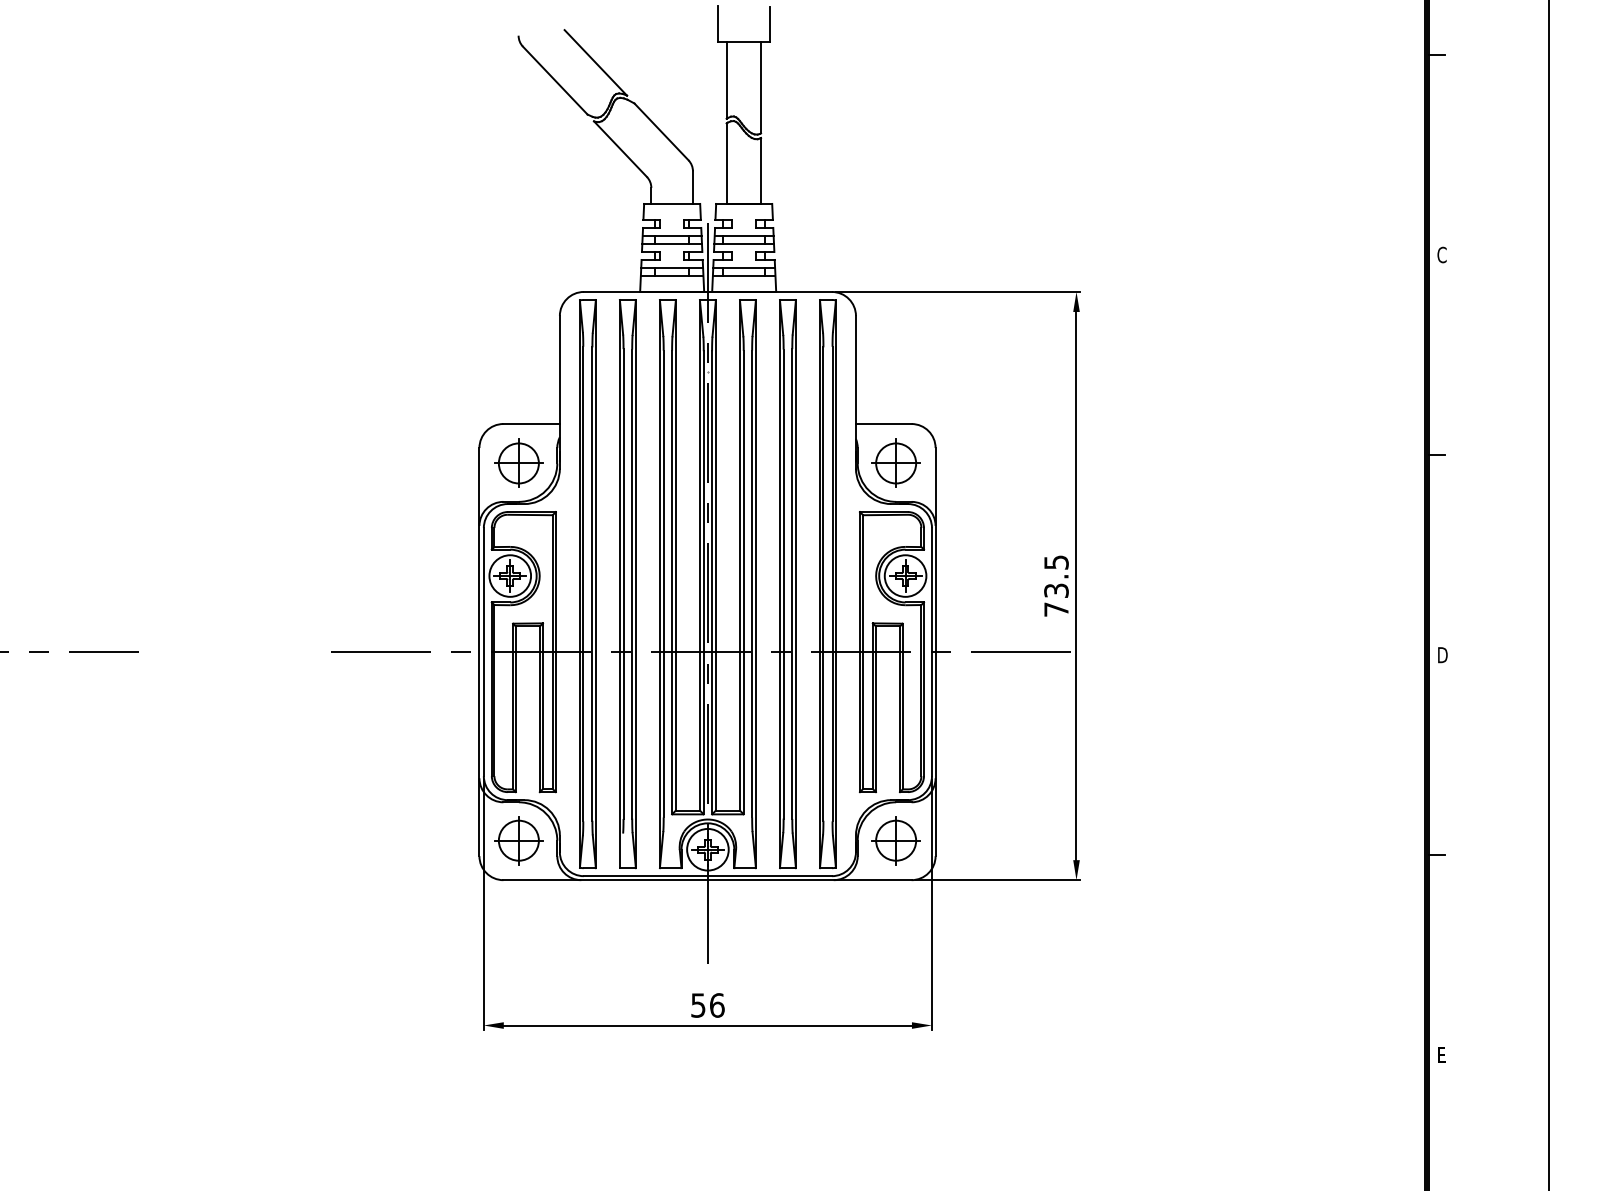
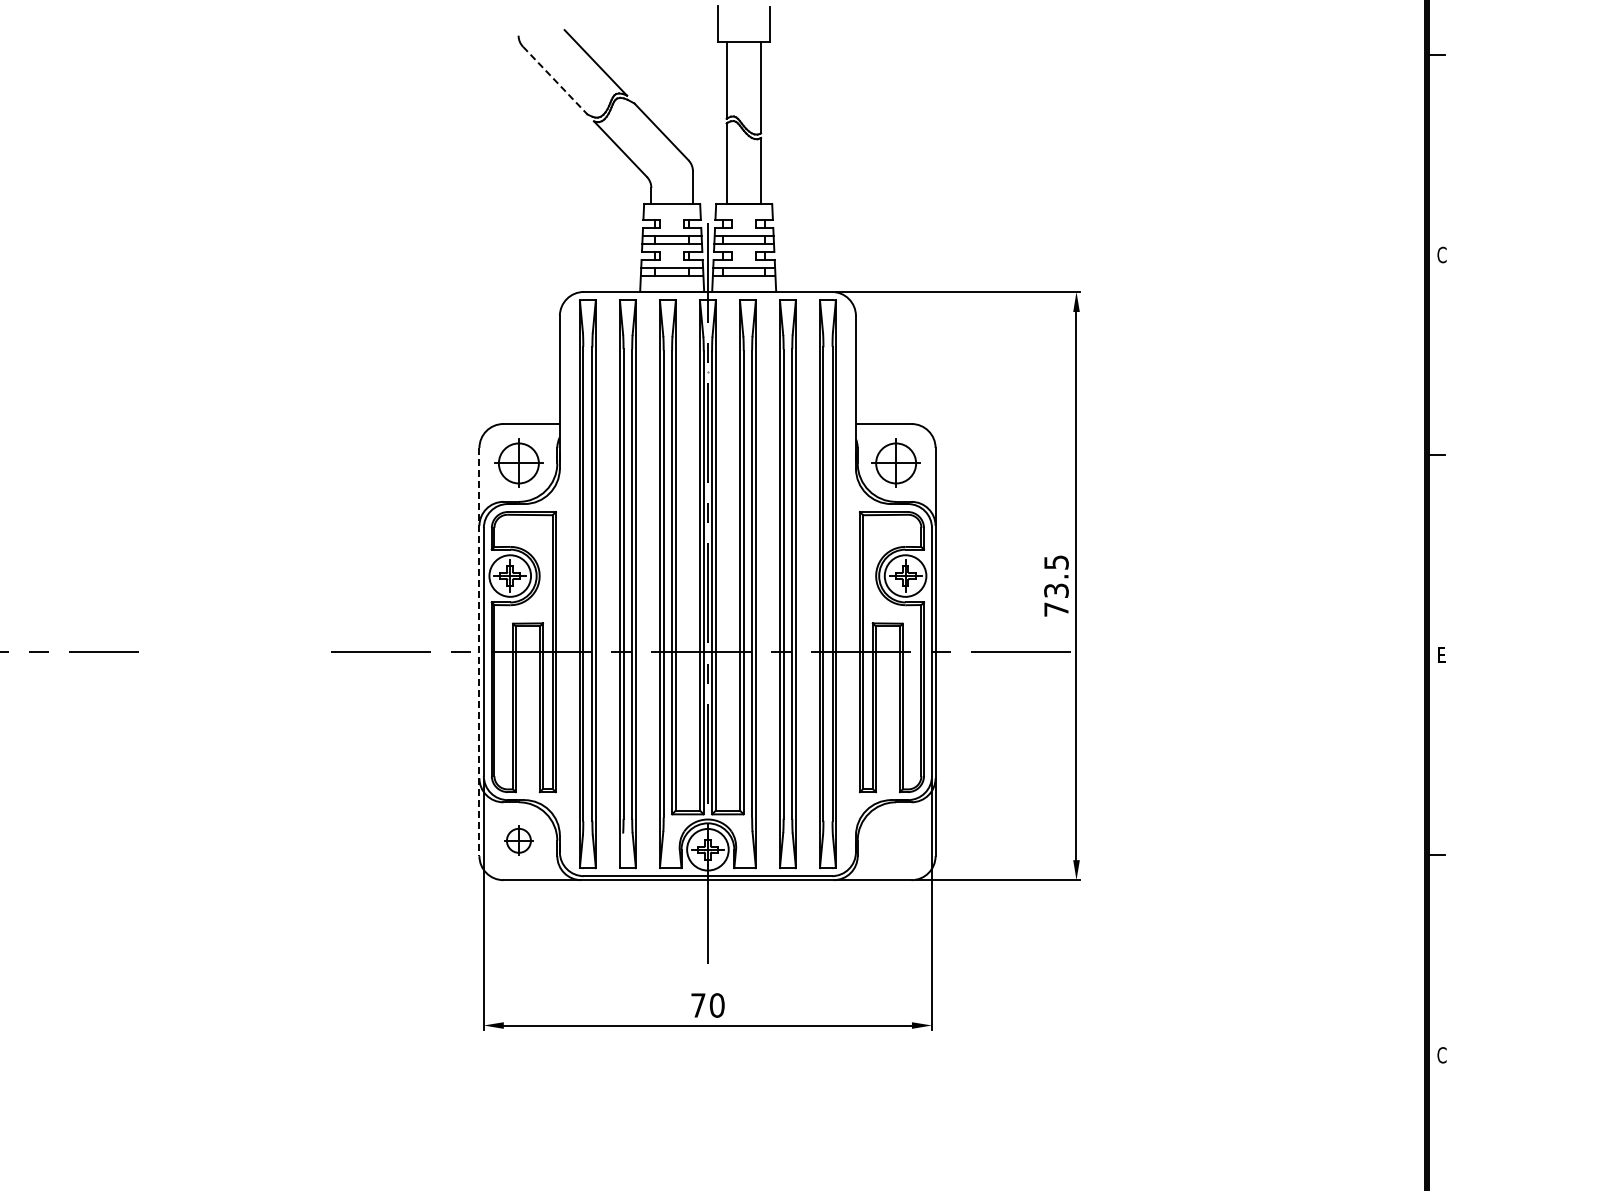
line: solid -> dashed (555, 80)
line: present -> none (1549, 594)
line: solid -> dashed (479, 652)
text: D -> E (1442, 655)
part size: 50x50 px -> 30x31 px (518, 840)
part: present -> none (895, 840)
text: 56 -> 70 (707, 1005)
text: E -> C (1441, 1055)
